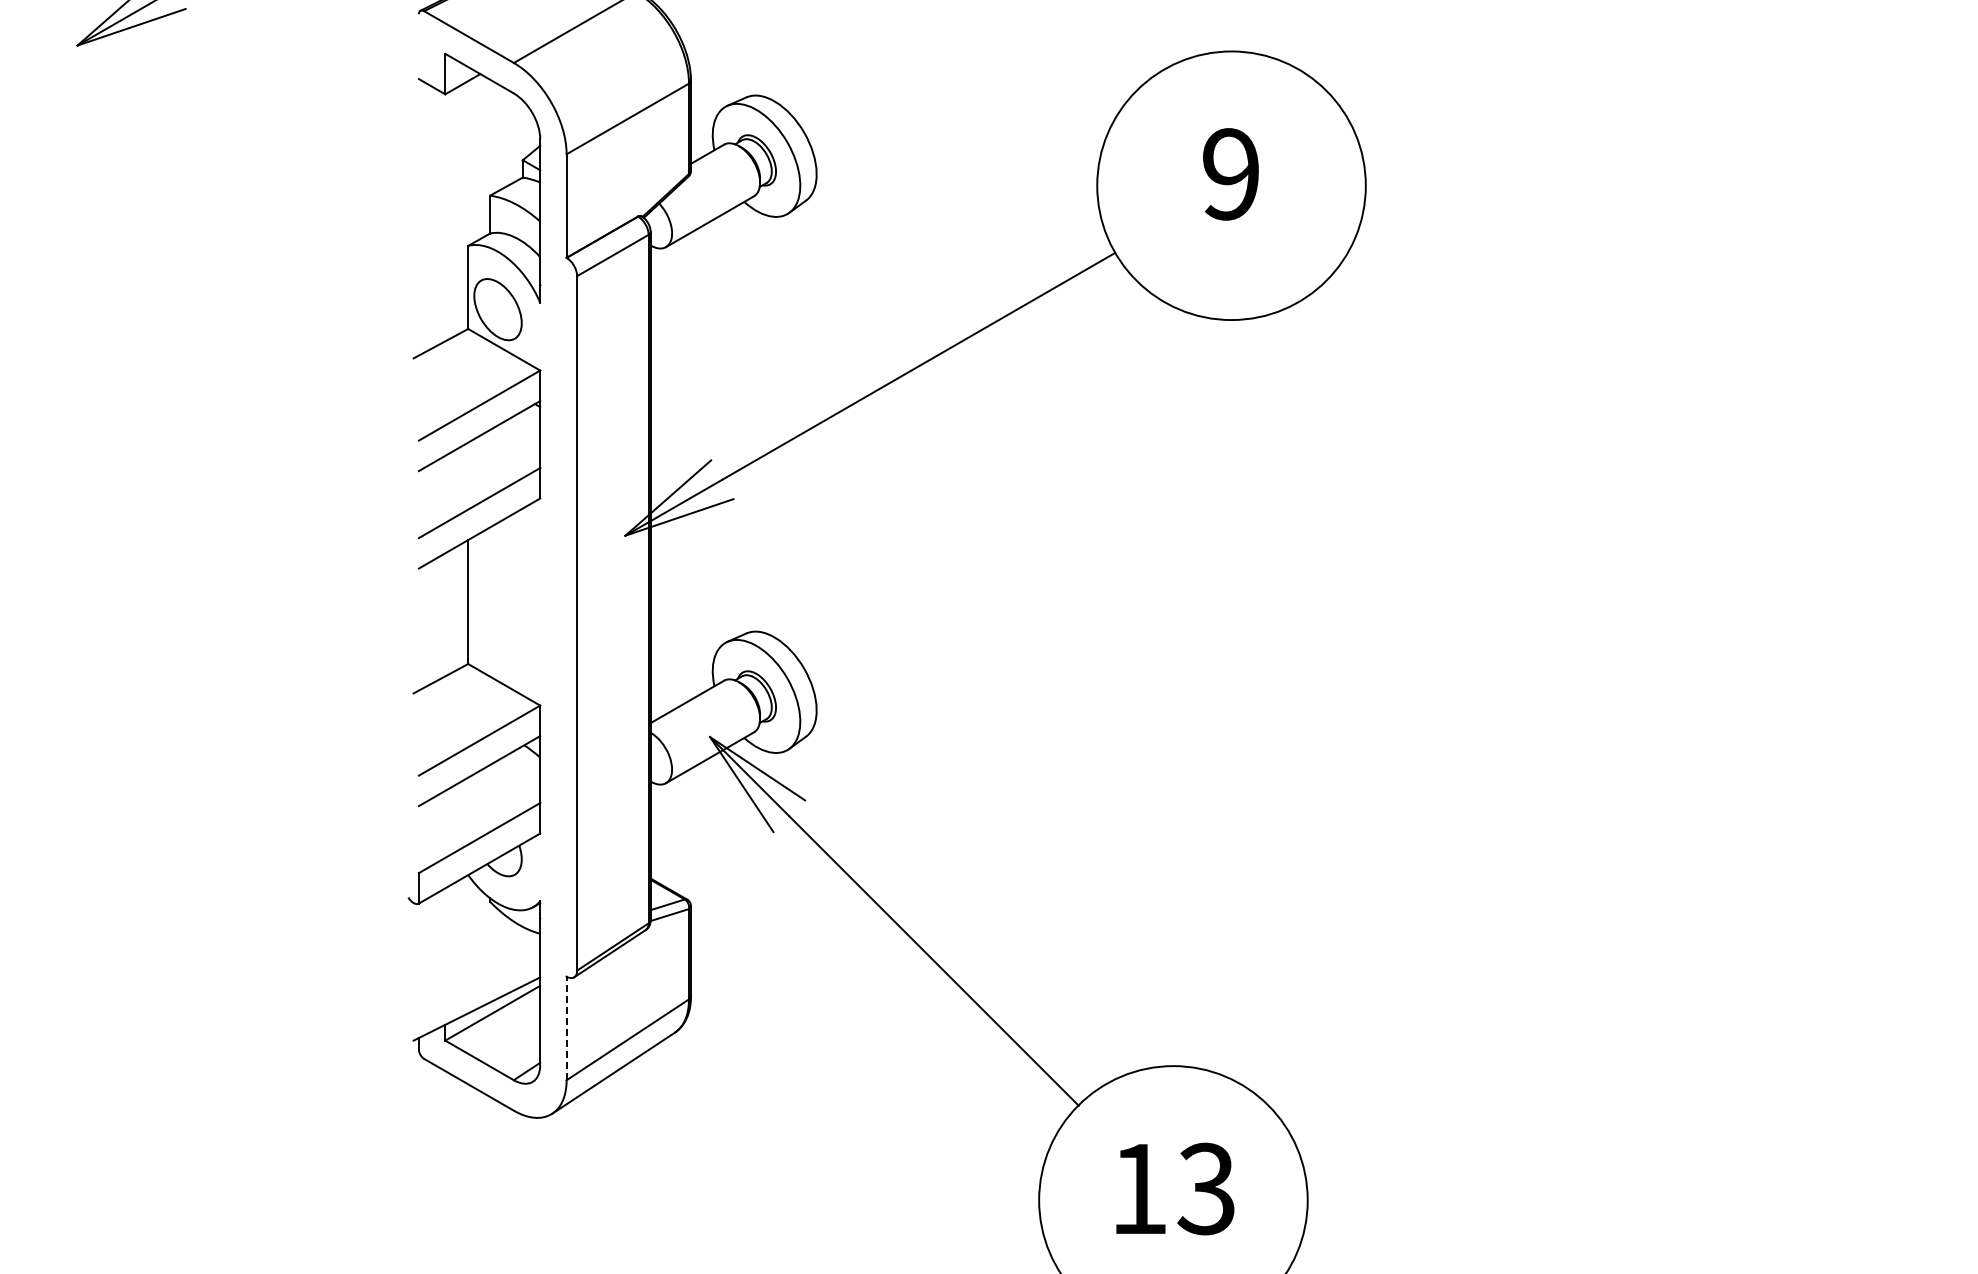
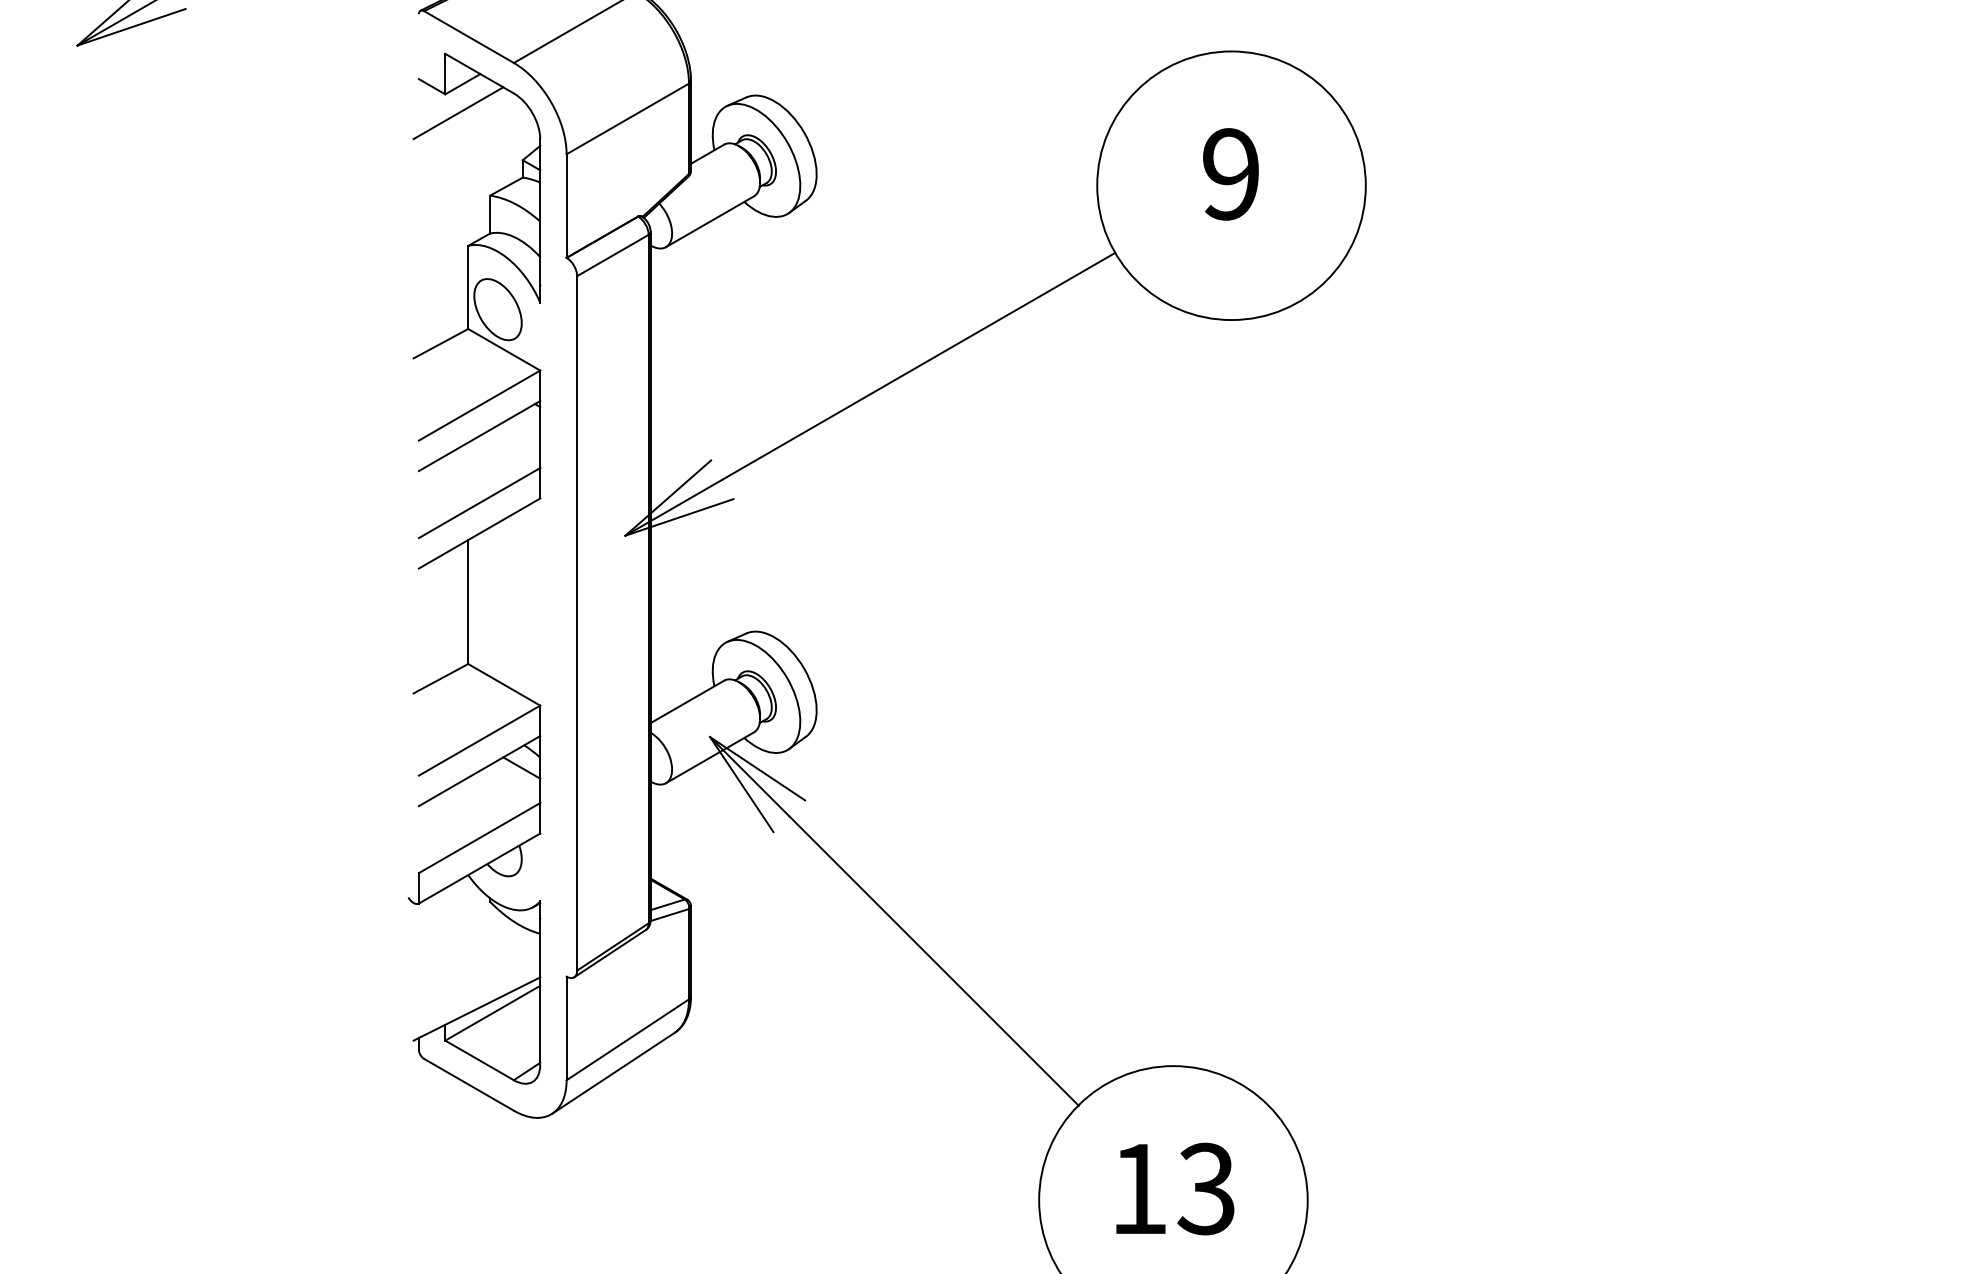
line: none -> present (458, 113)
line: none -> present (521, 767)
line: dashed -> solid (566, 1028)
